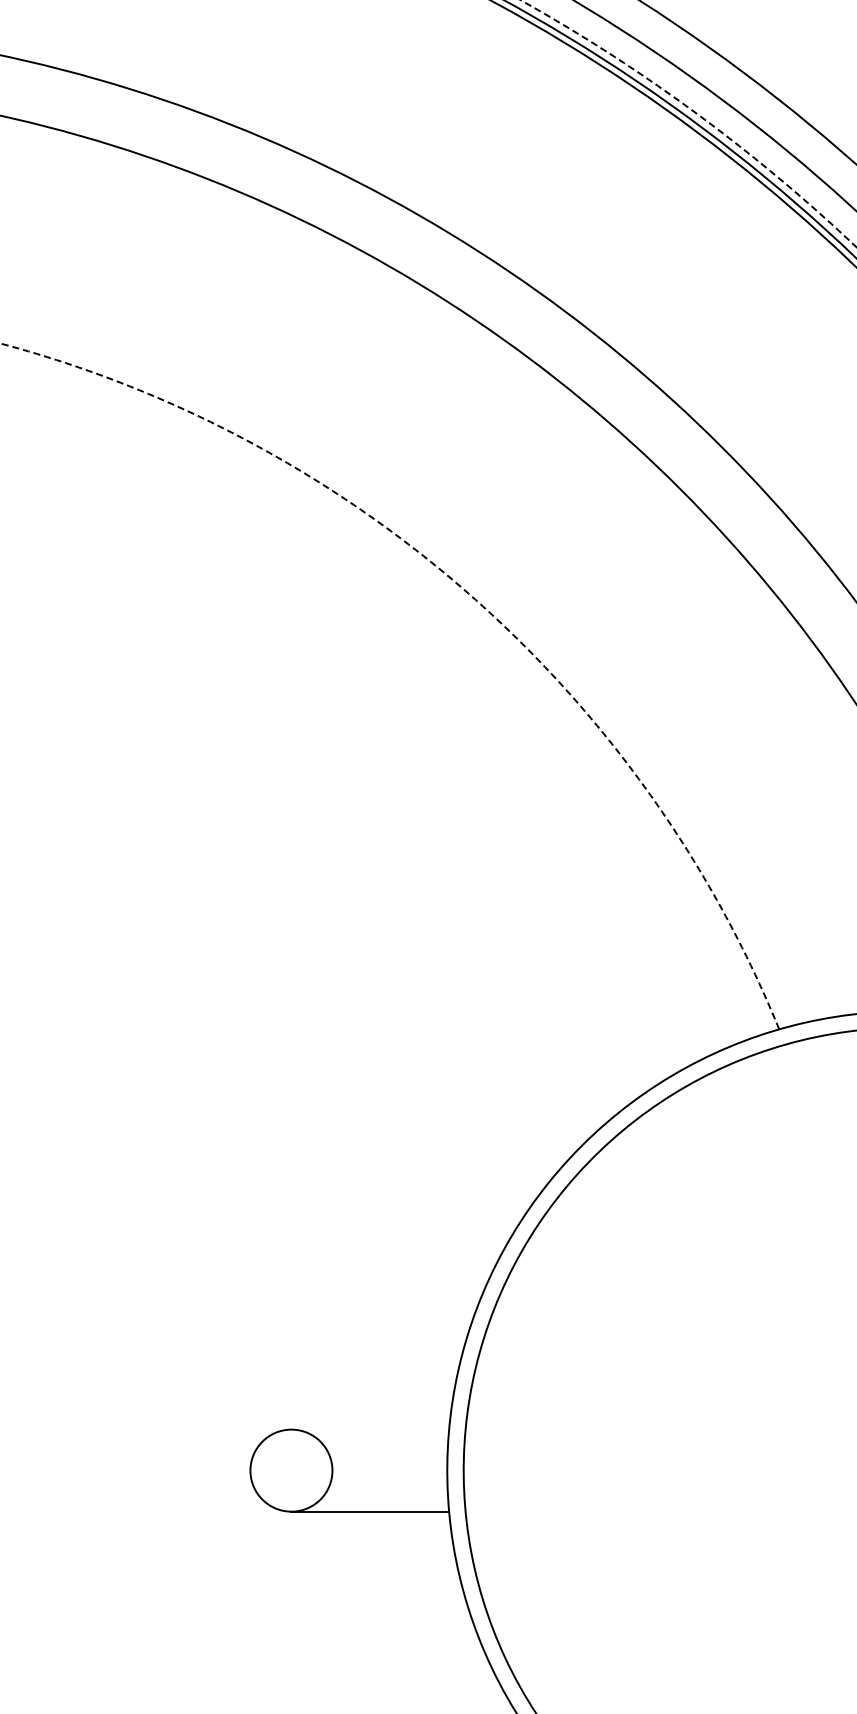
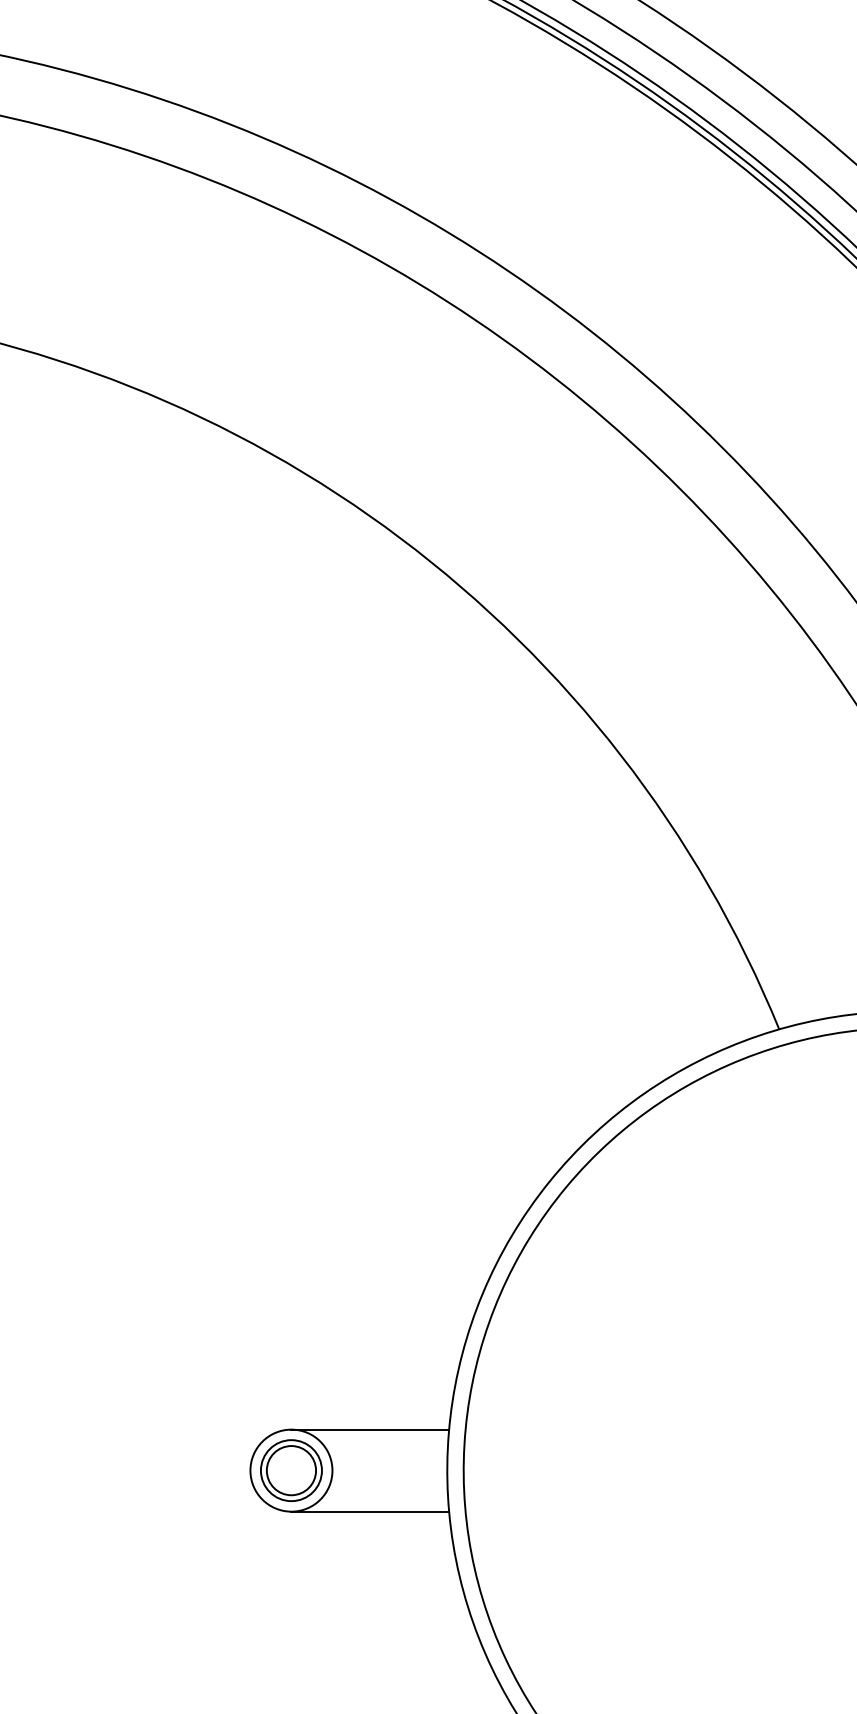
circle: dashed -> solid (688, 123)
arc: dashed -> solid (469, 594)
line: none -> present (370, 1429)
part: none -> present (291, 1470)
